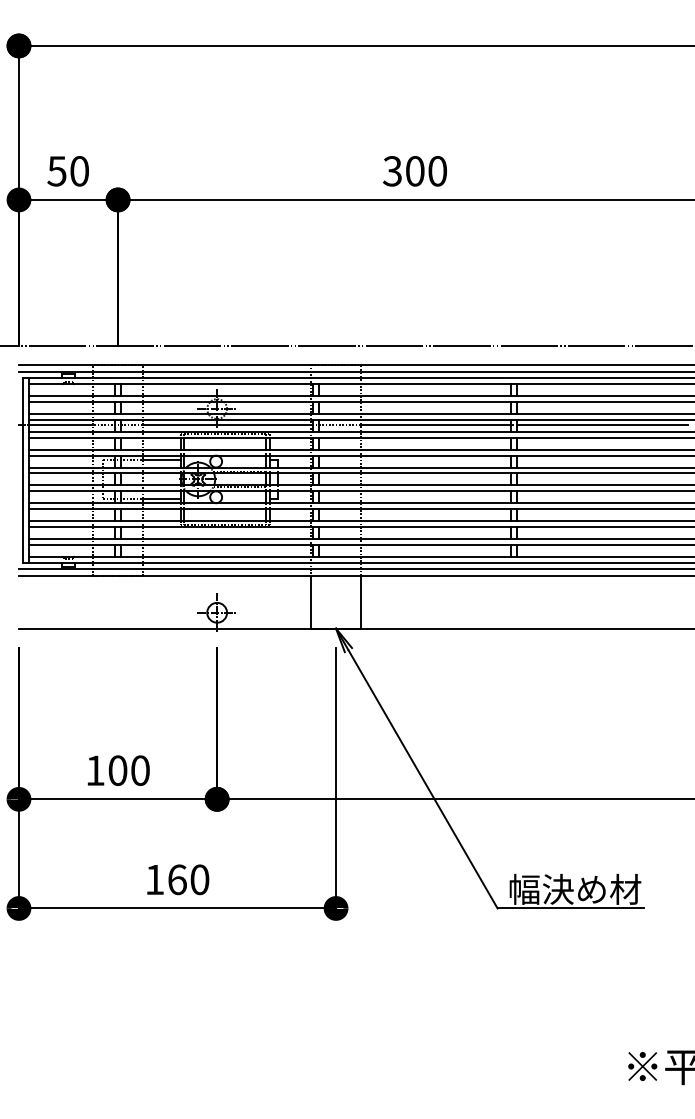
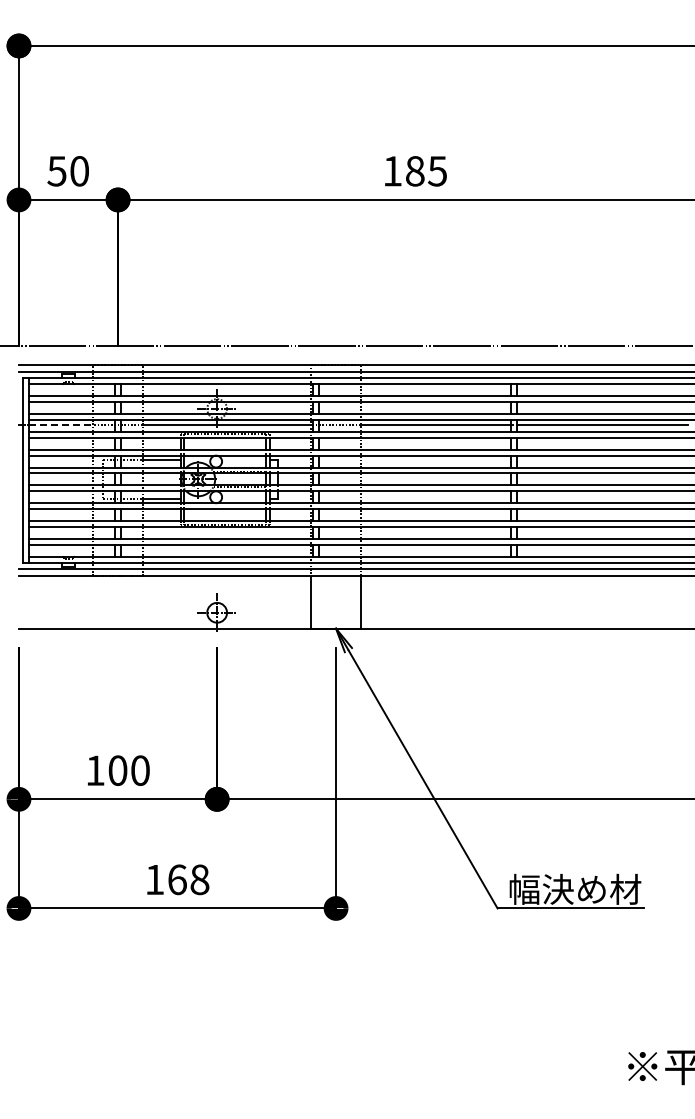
text: 300 -> 185 (414, 171)
line: solid -> dashed (61, 424)
text: 160 -> 168 (199, 879)
